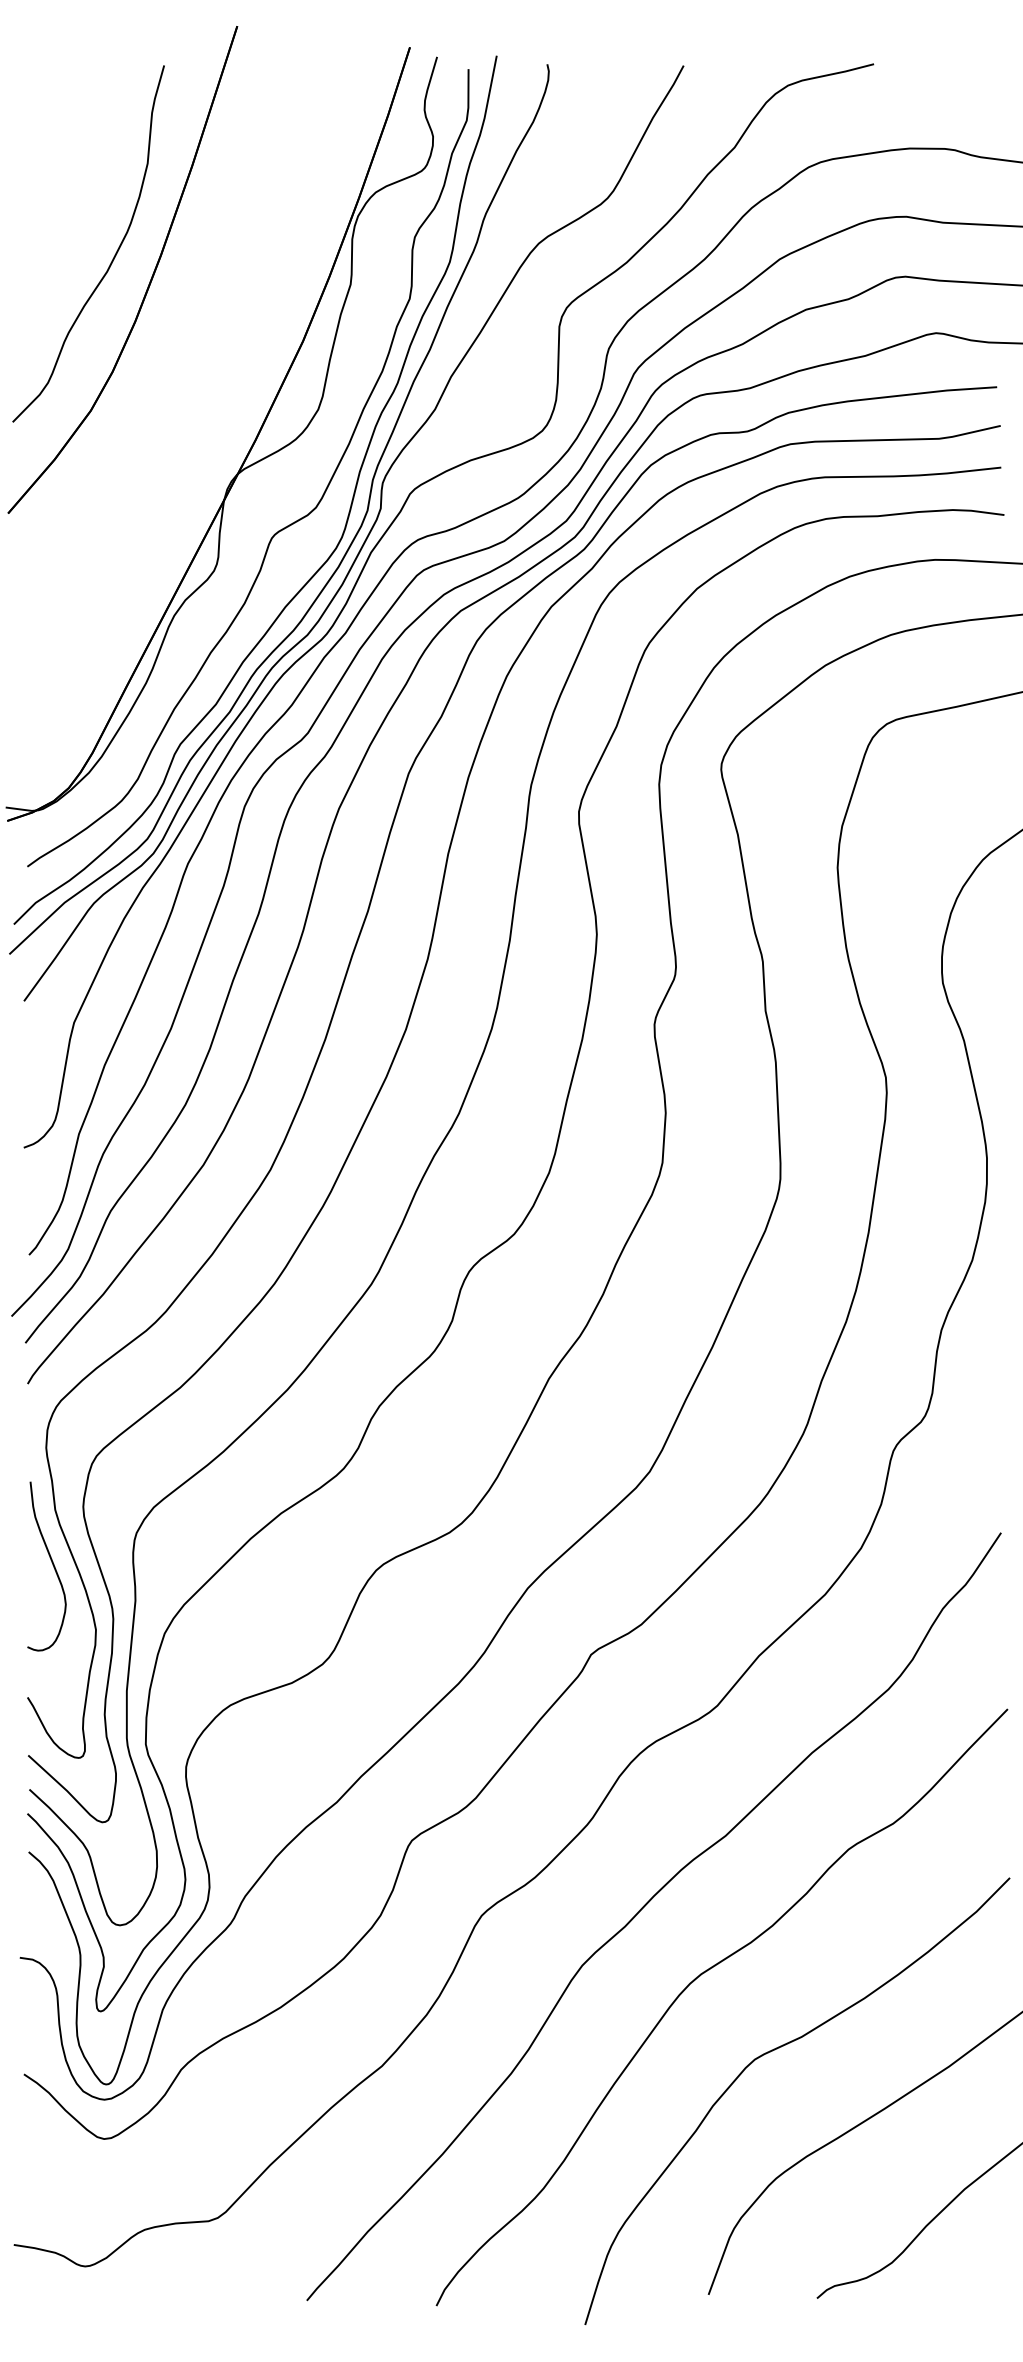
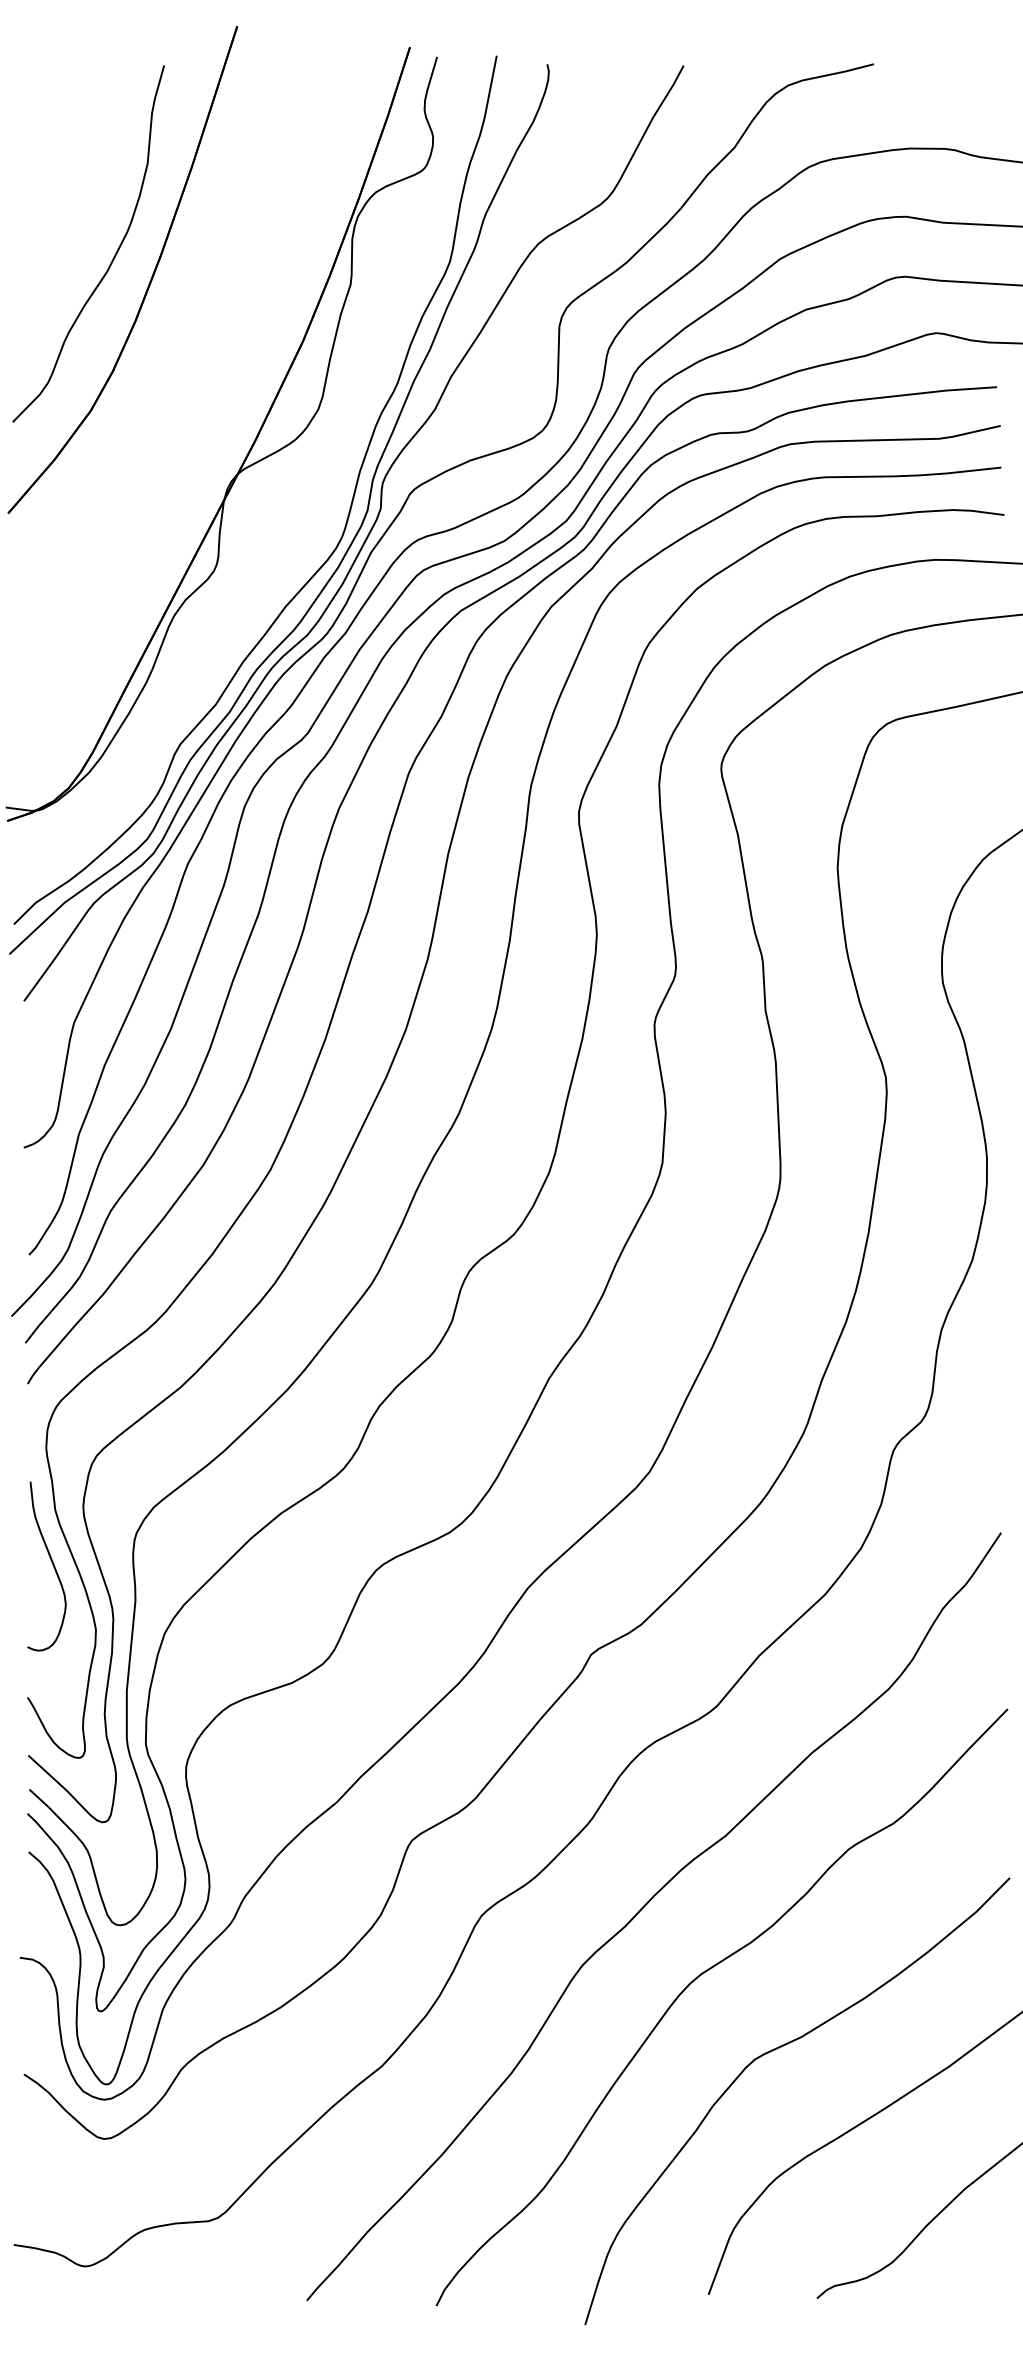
curve: present -> none (283, 527)
